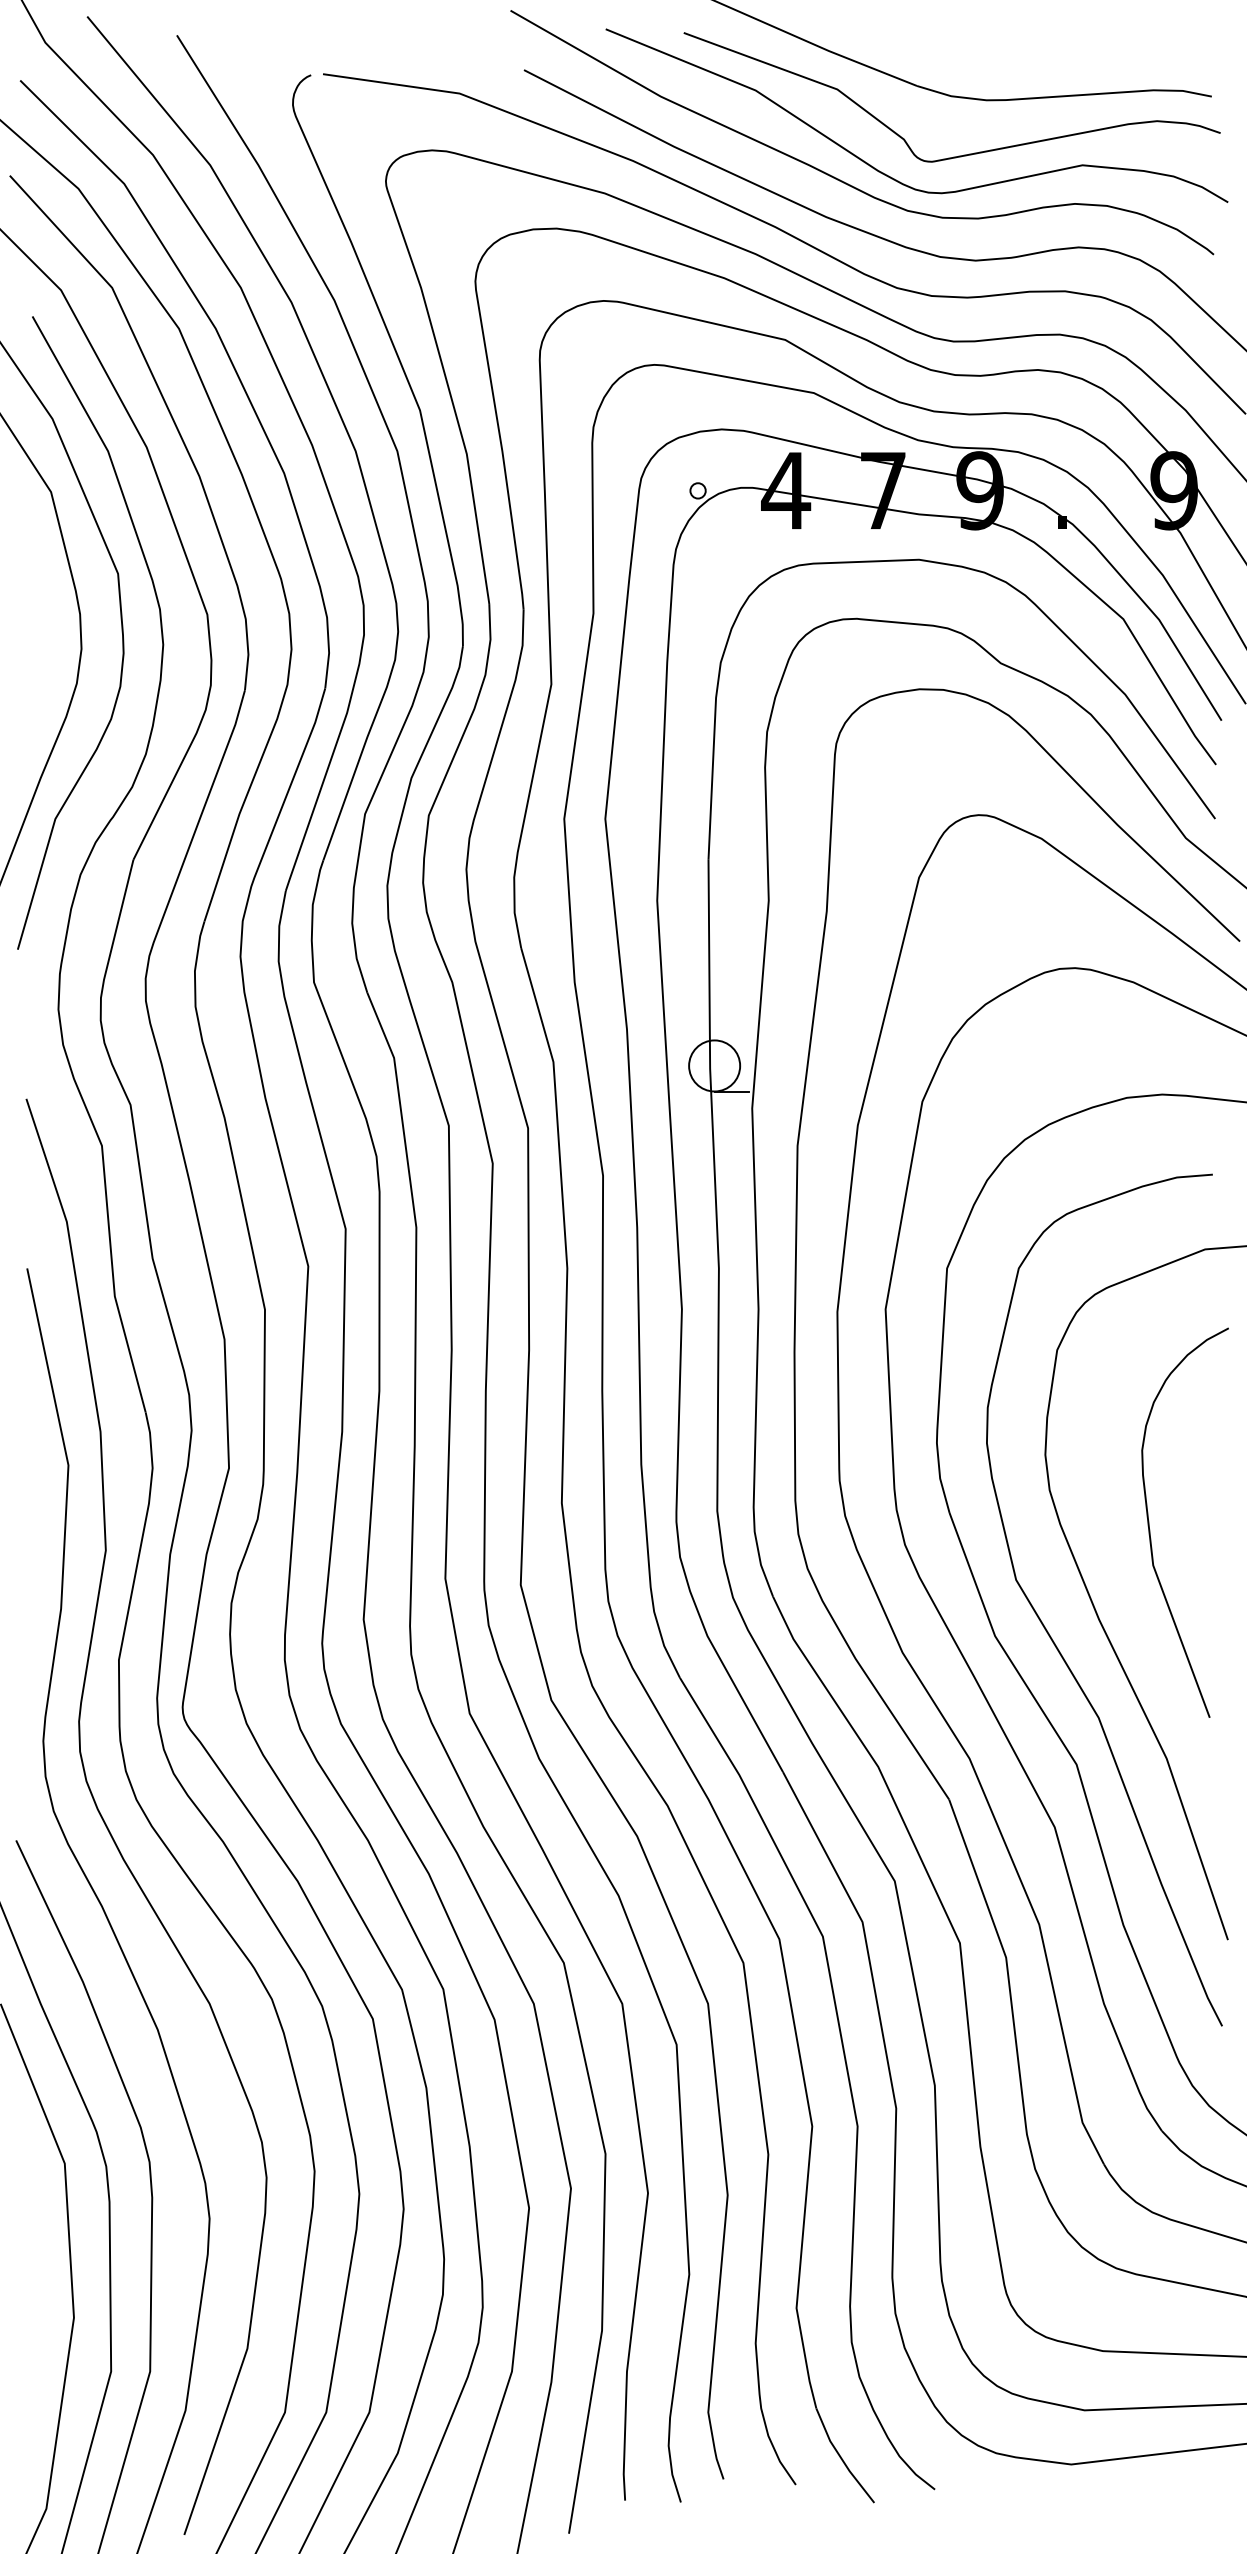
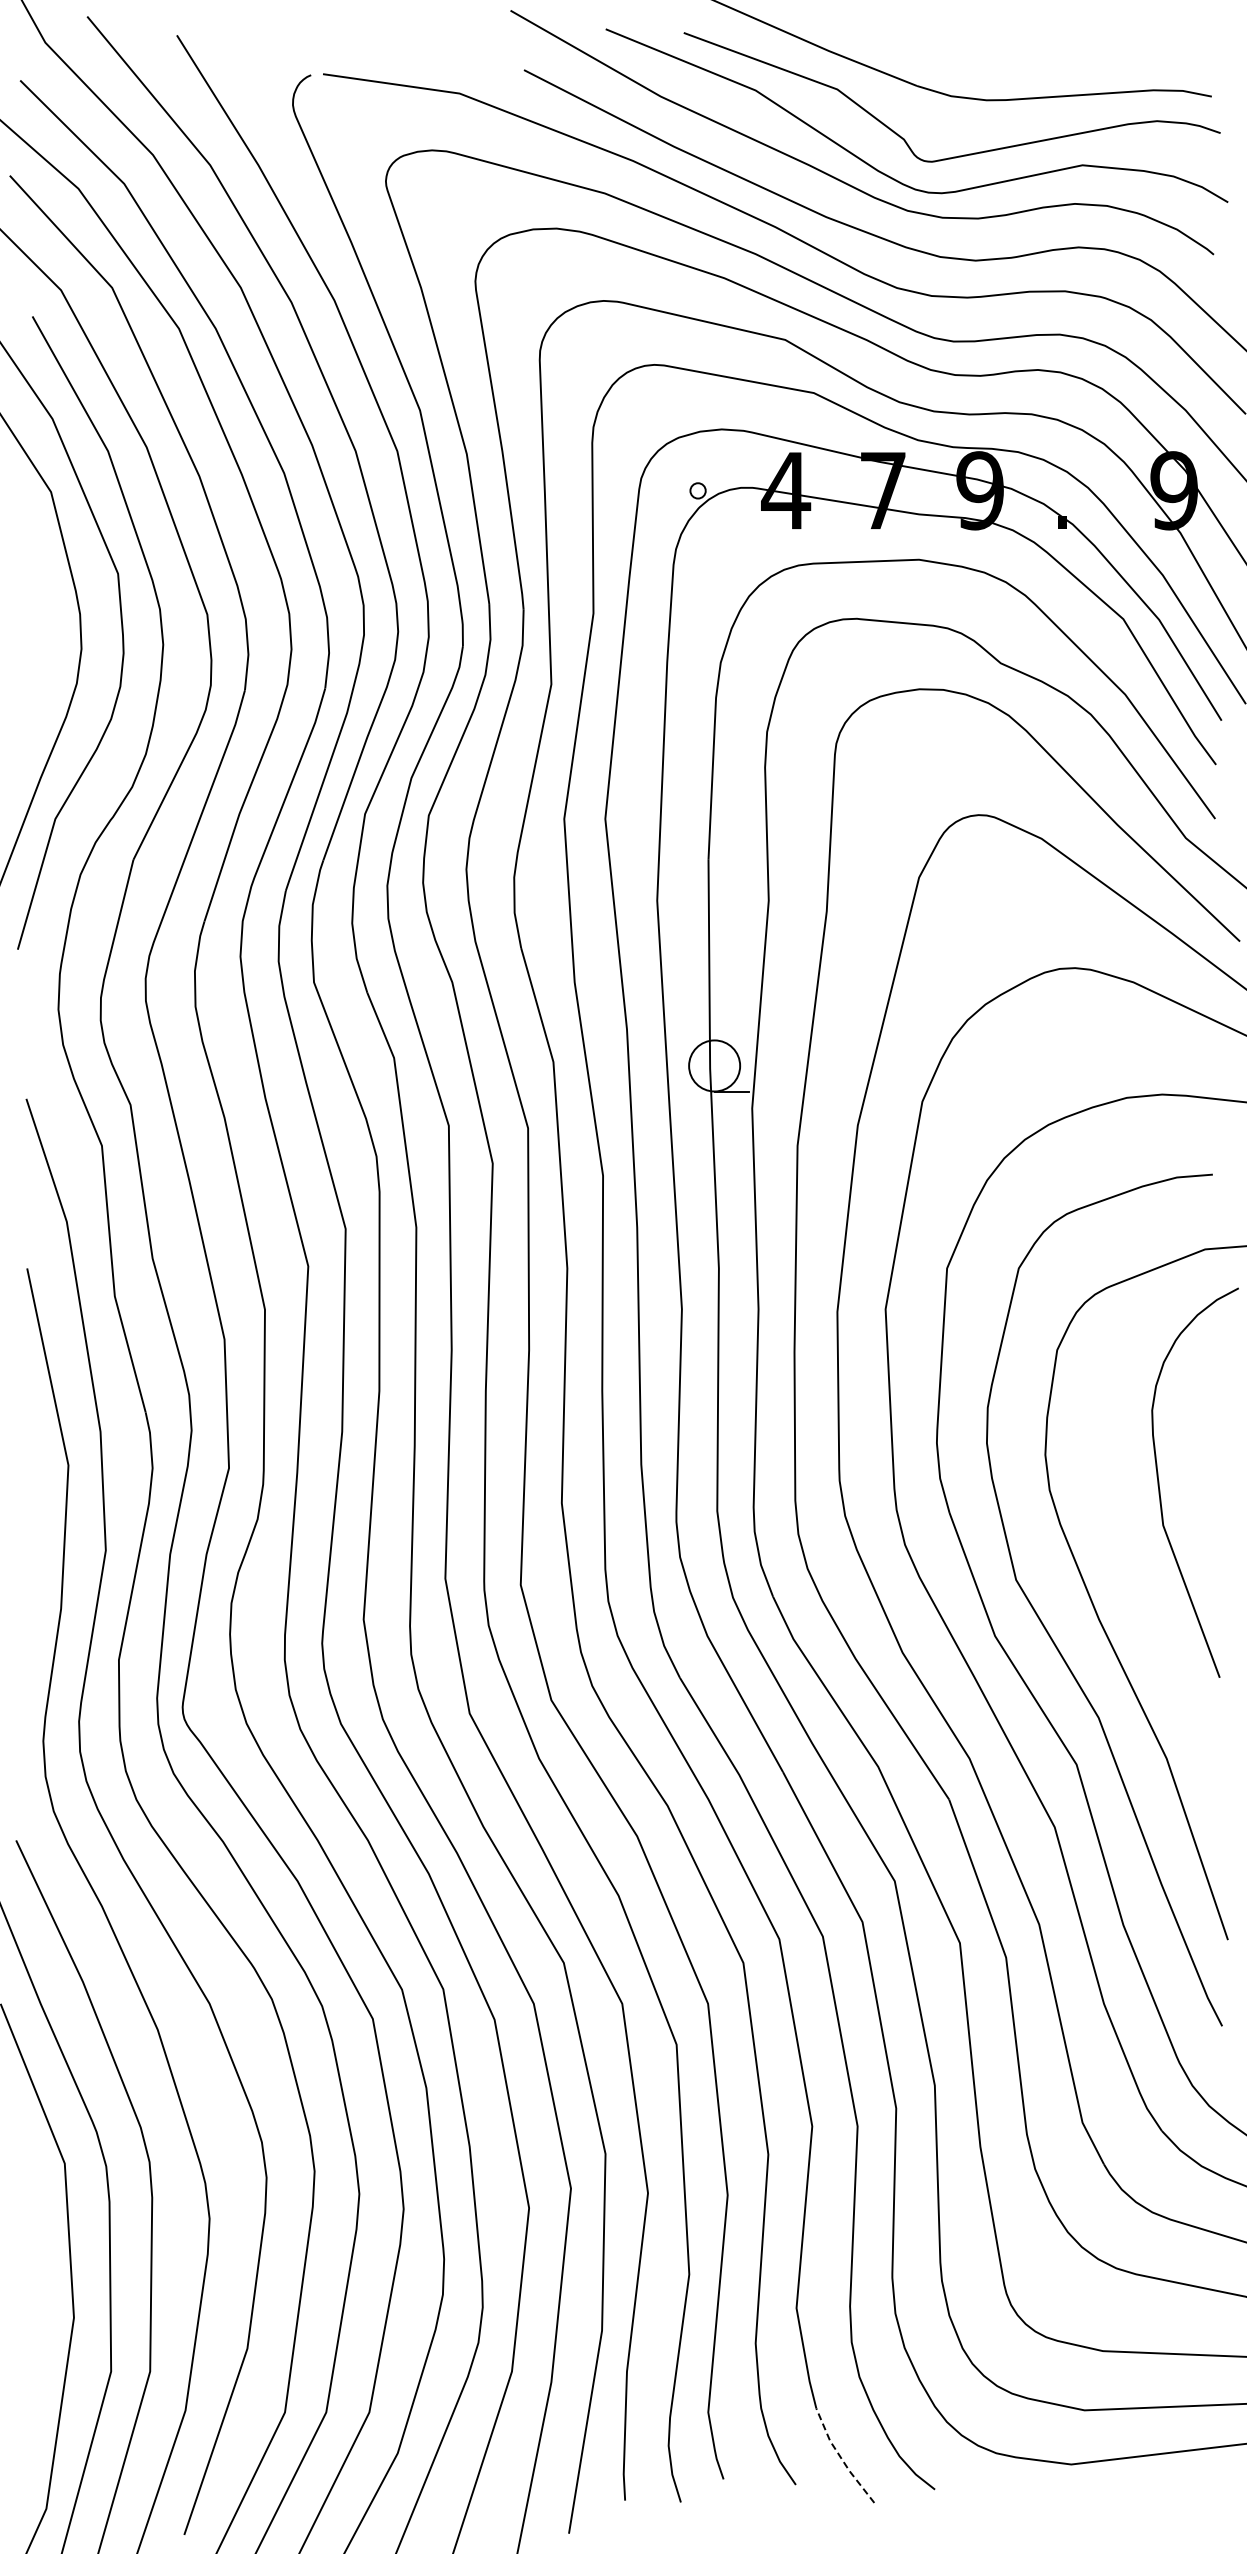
curve position: (1150, 1529) -> (1160, 1489) (1160, 1489)
line: solid -> dashed (841, 2457)
